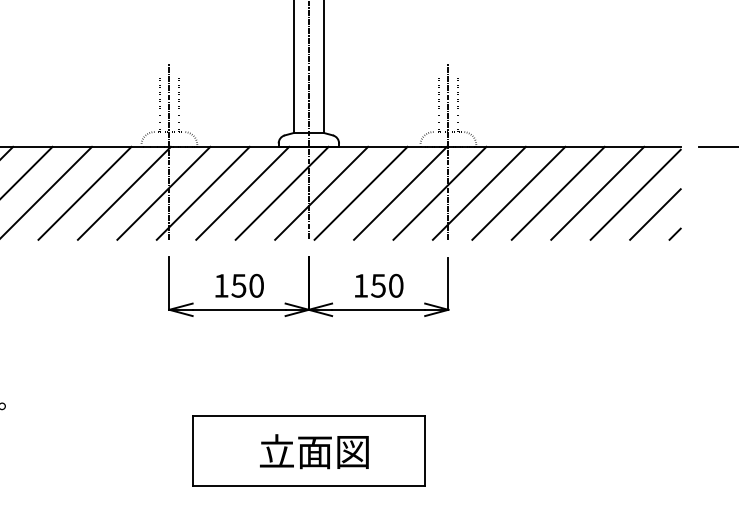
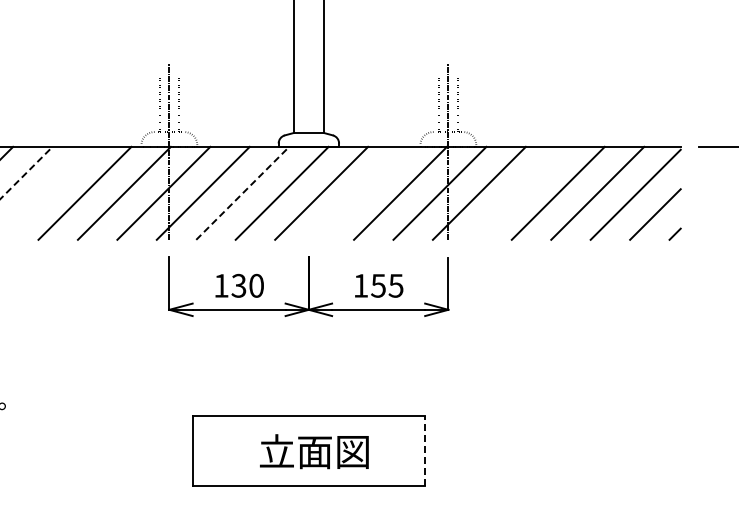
line: present -> none (308, 120)
line: solid -> dashed (26, 172)
line: present -> none (47, 191)
line: present -> none (360, 192)
line: present -> none (518, 192)
line: solid -> dashed (242, 193)
text: 150 -> 130 (239, 285)
text: 150 -> 155 (395, 285)
line: solid -> dashed (425, 451)
